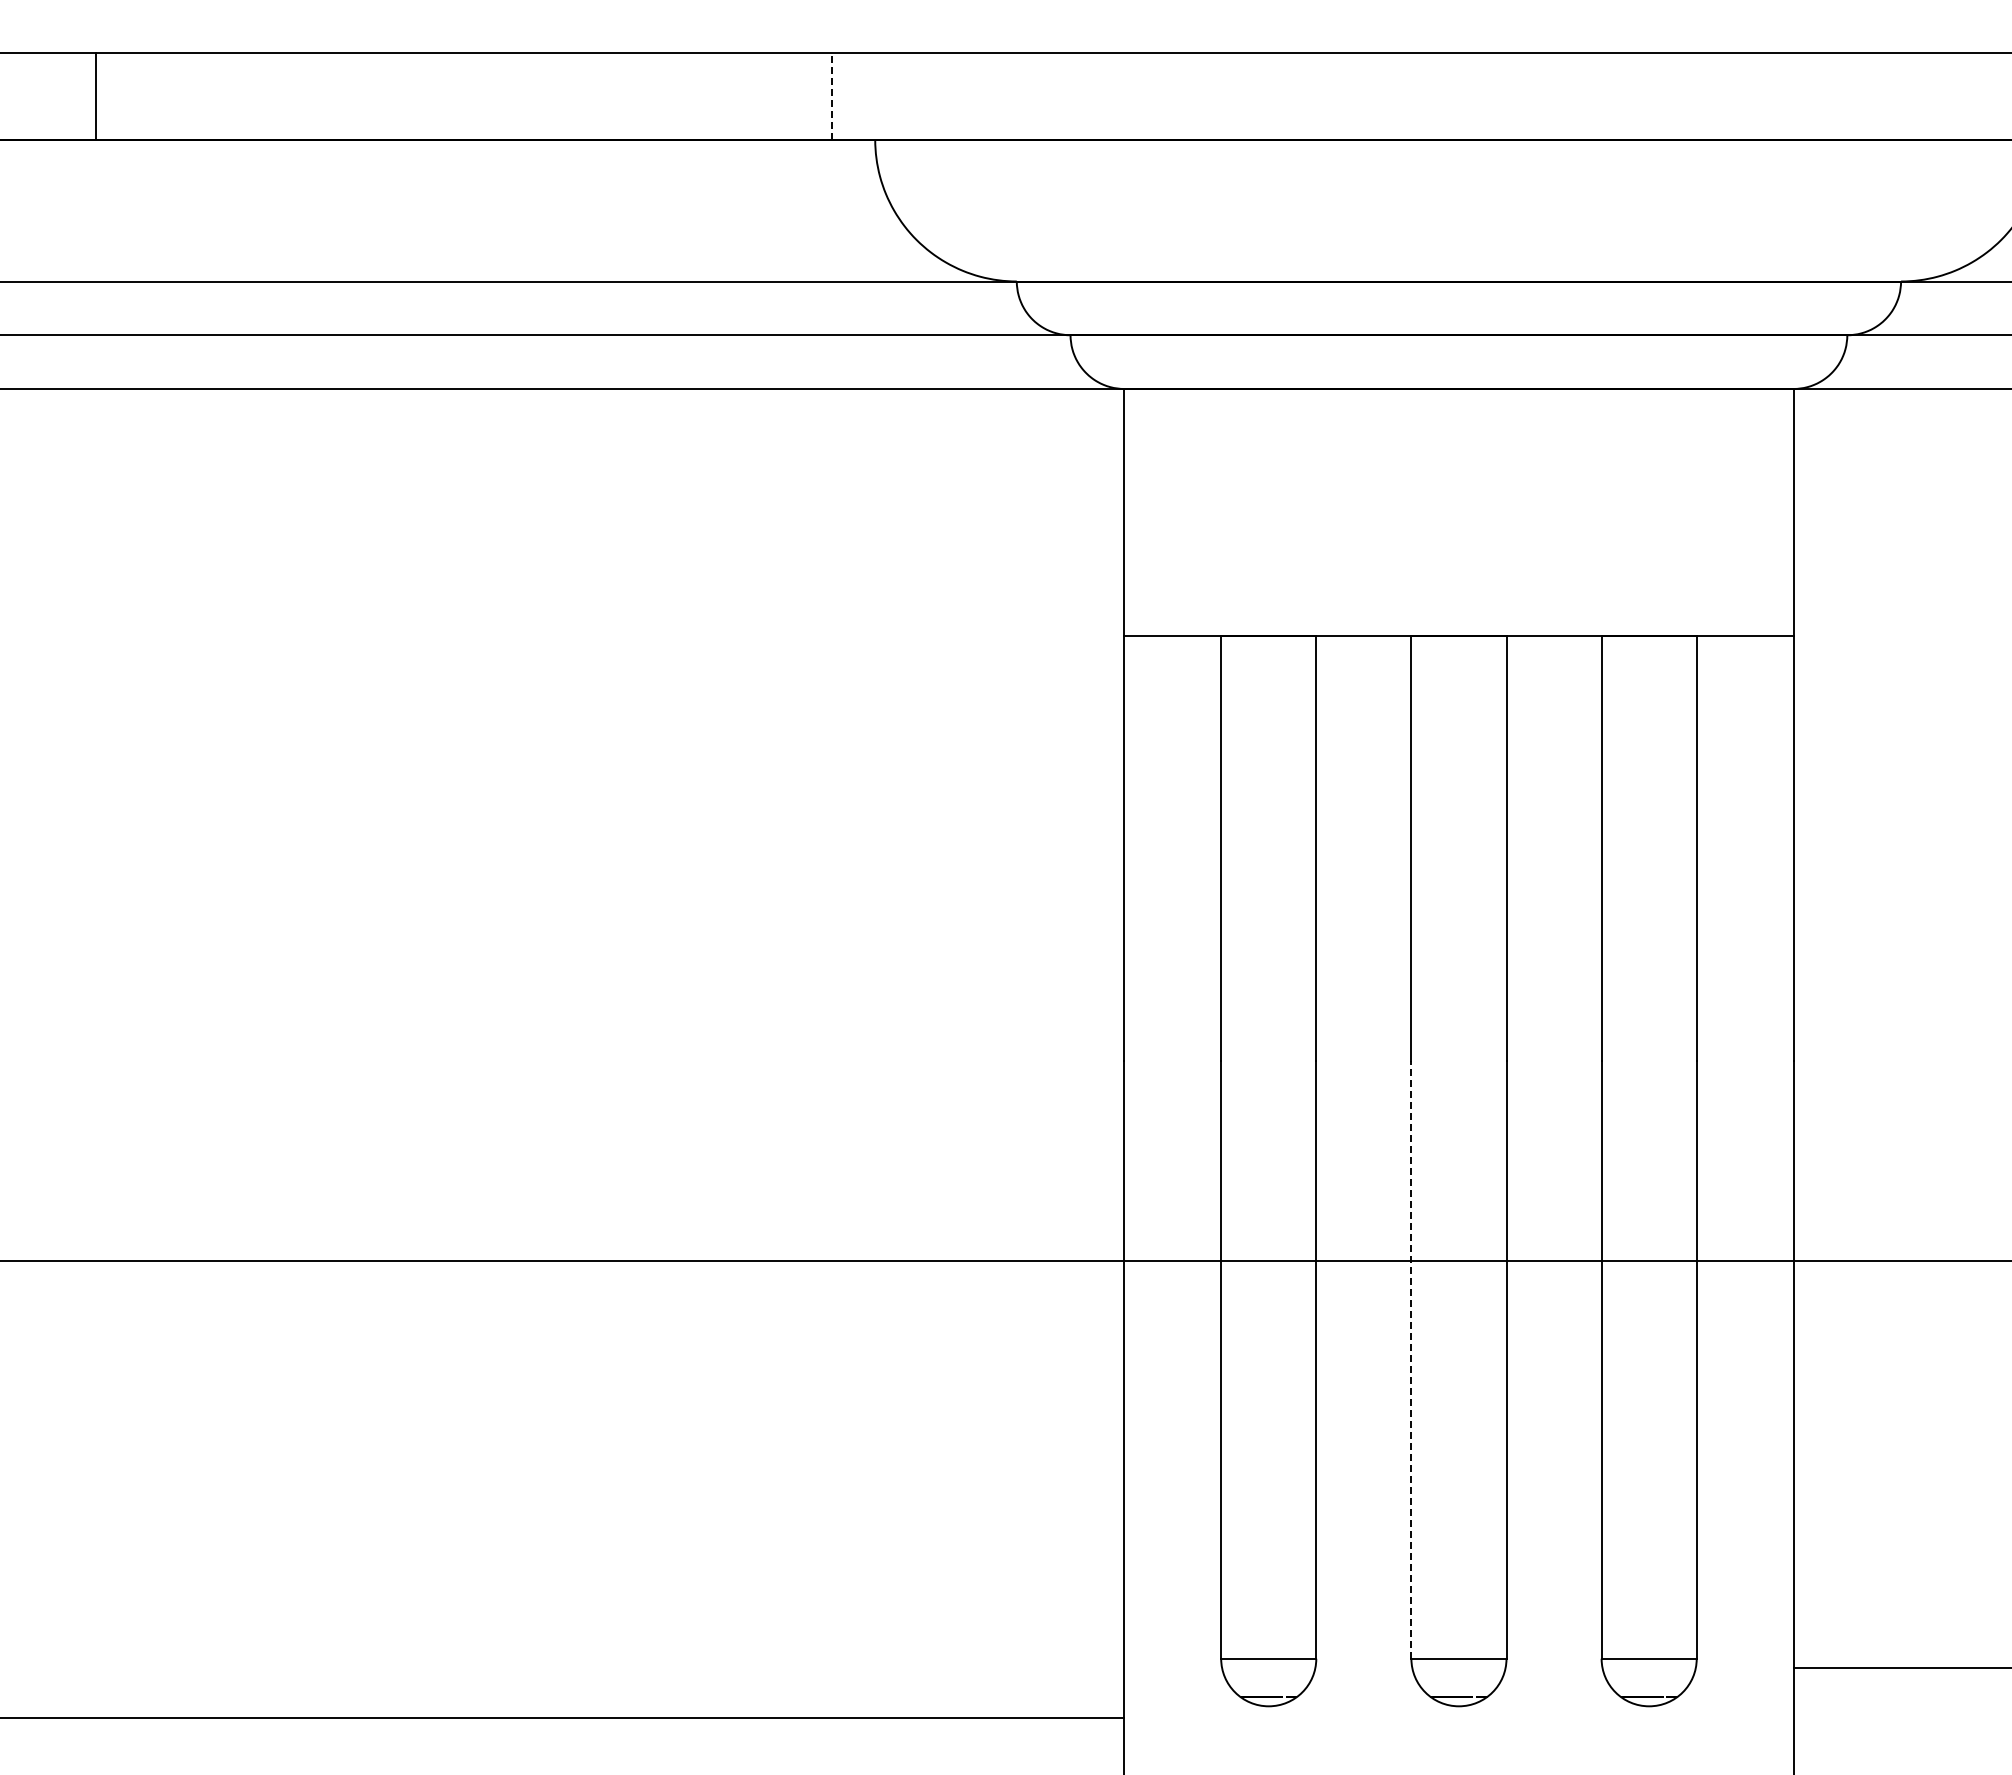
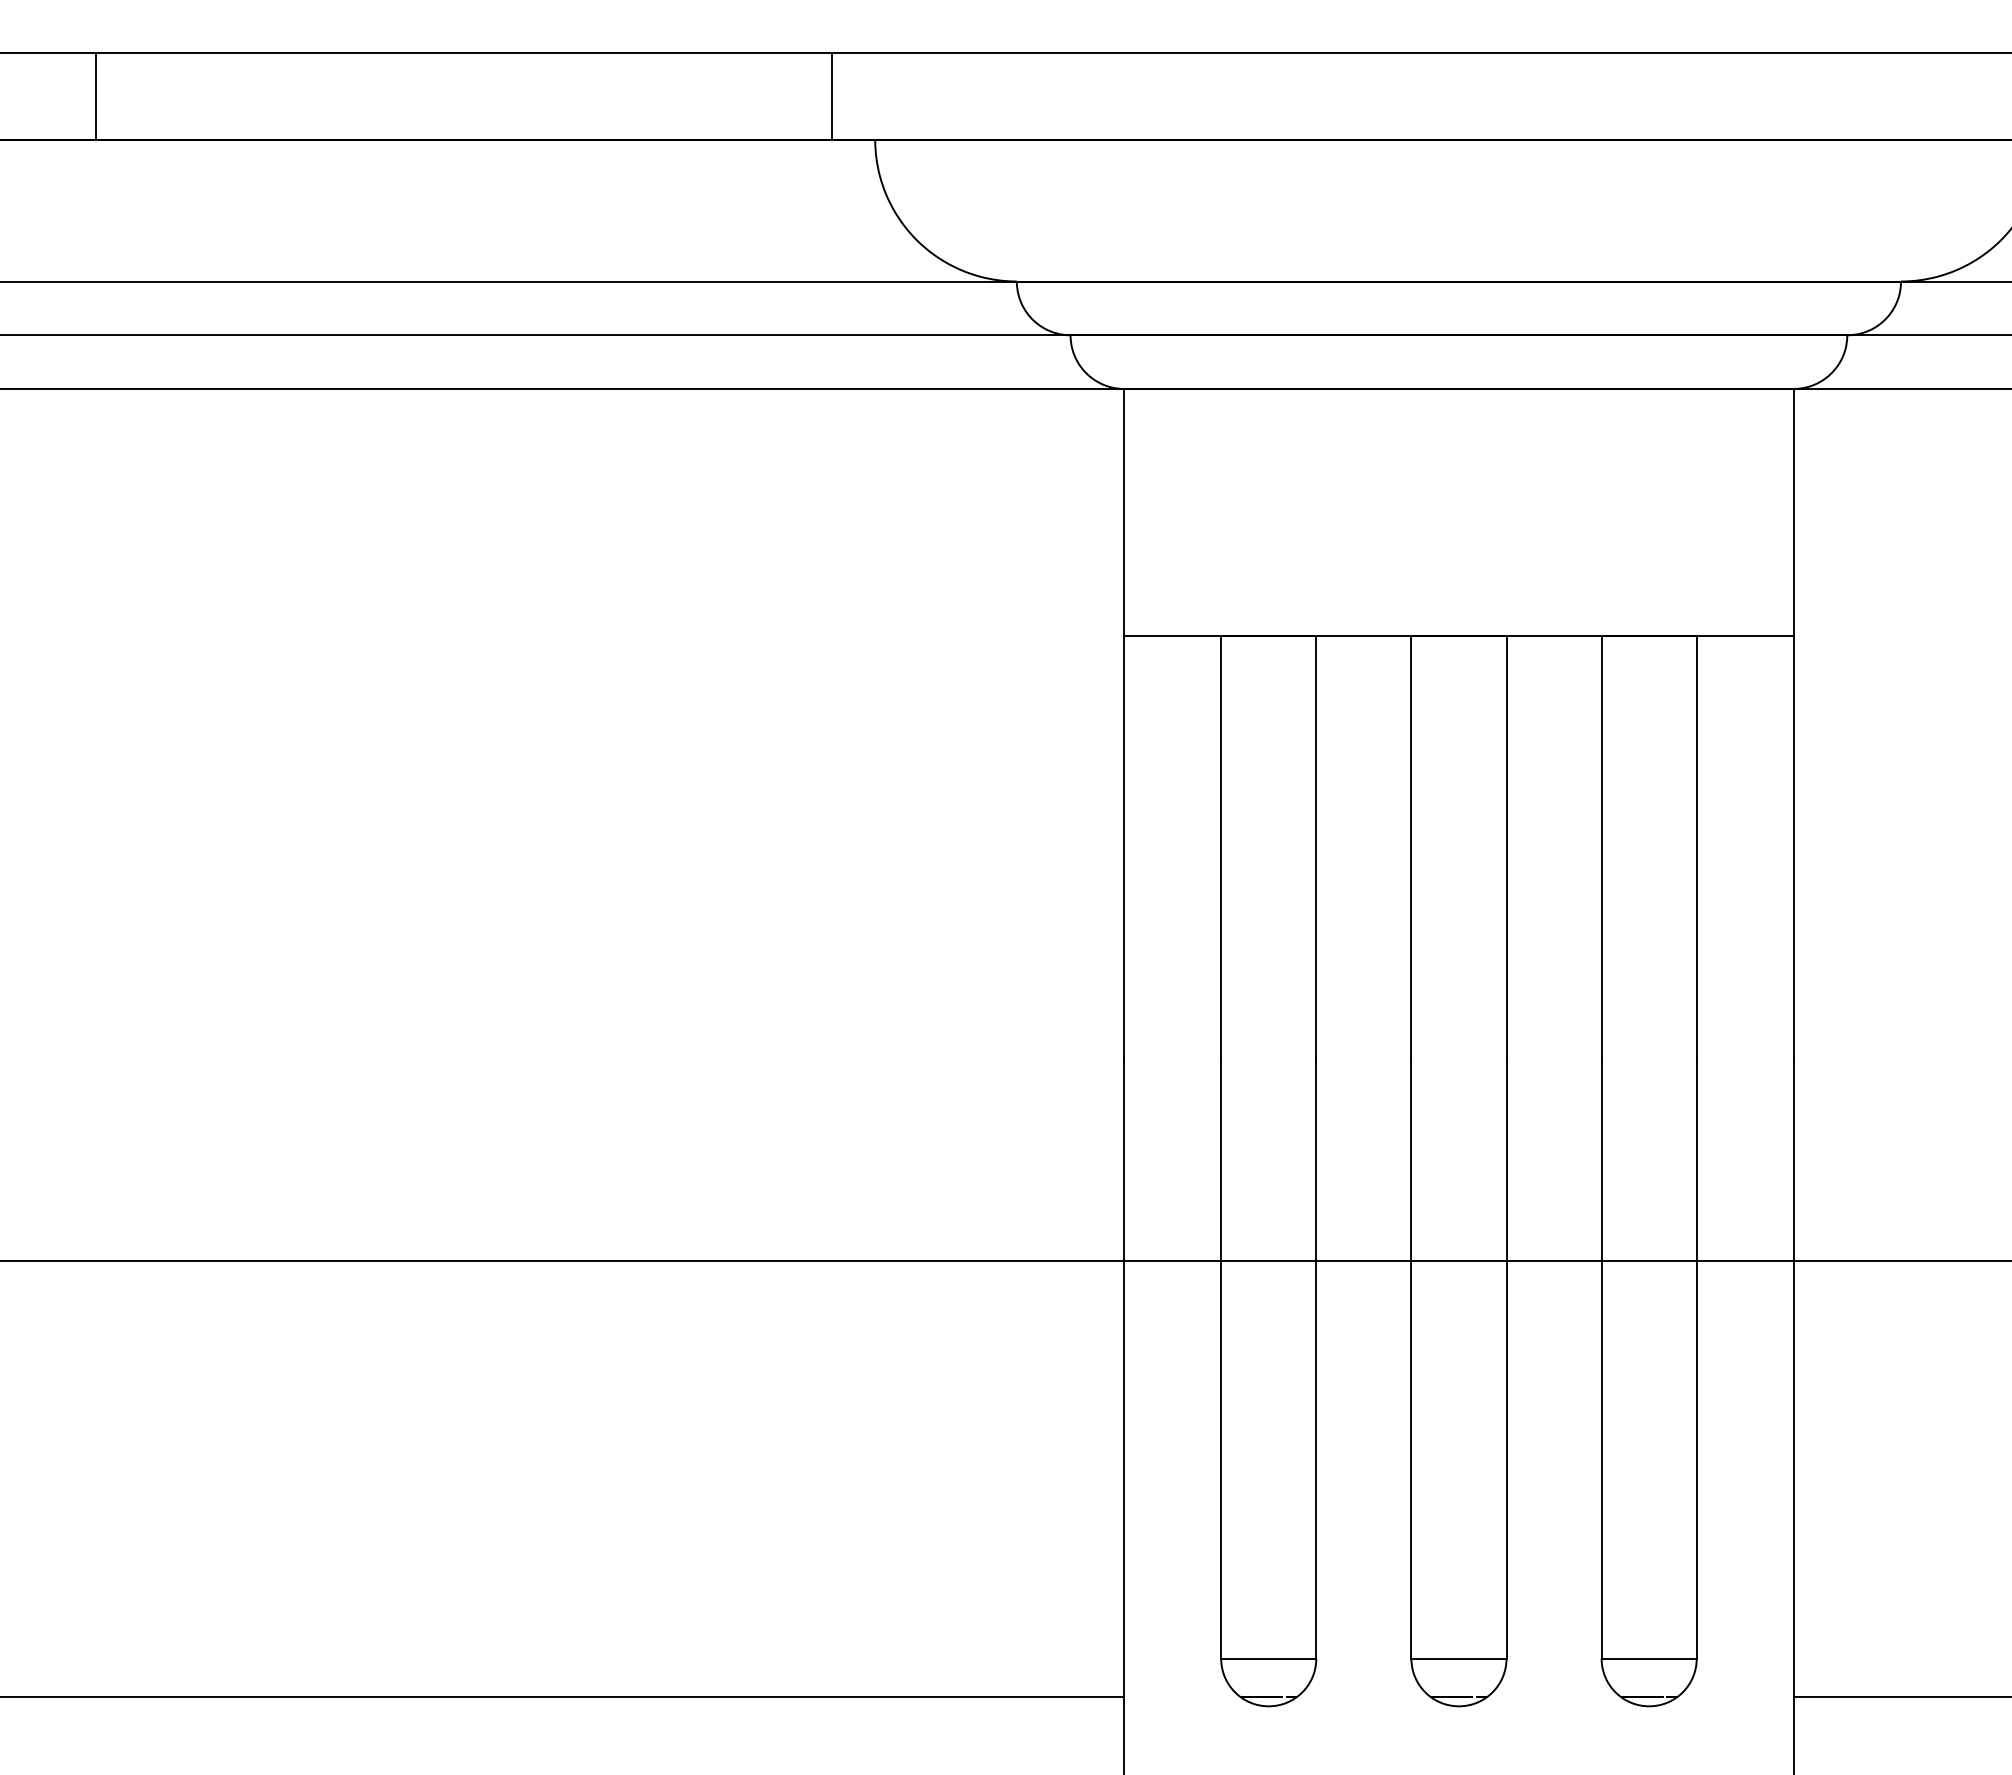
line: dashed -> solid (831, 96)
line: dashed -> solid (1411, 1359)
line position: (1900, 1667) -> (1900, 1696) (1900, 1696)
line position: (563, 1717) -> (563, 1696) (563, 1696)
